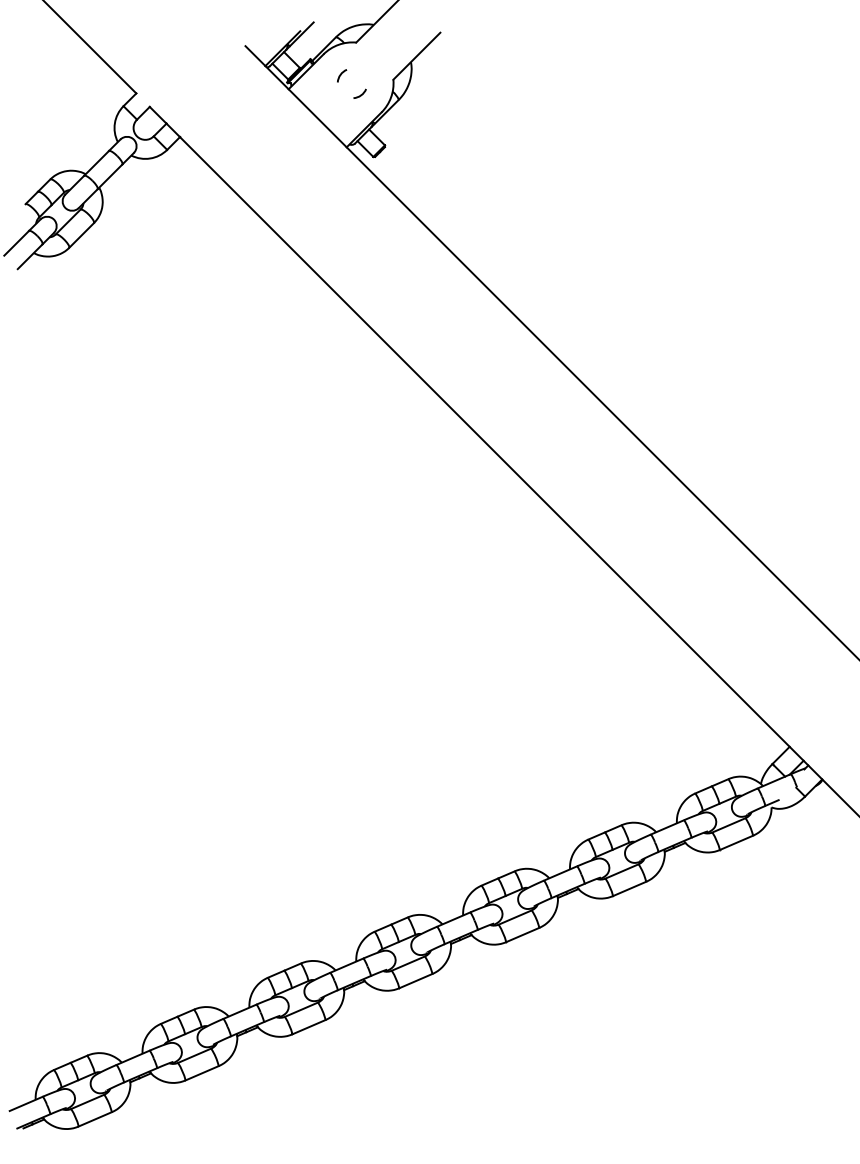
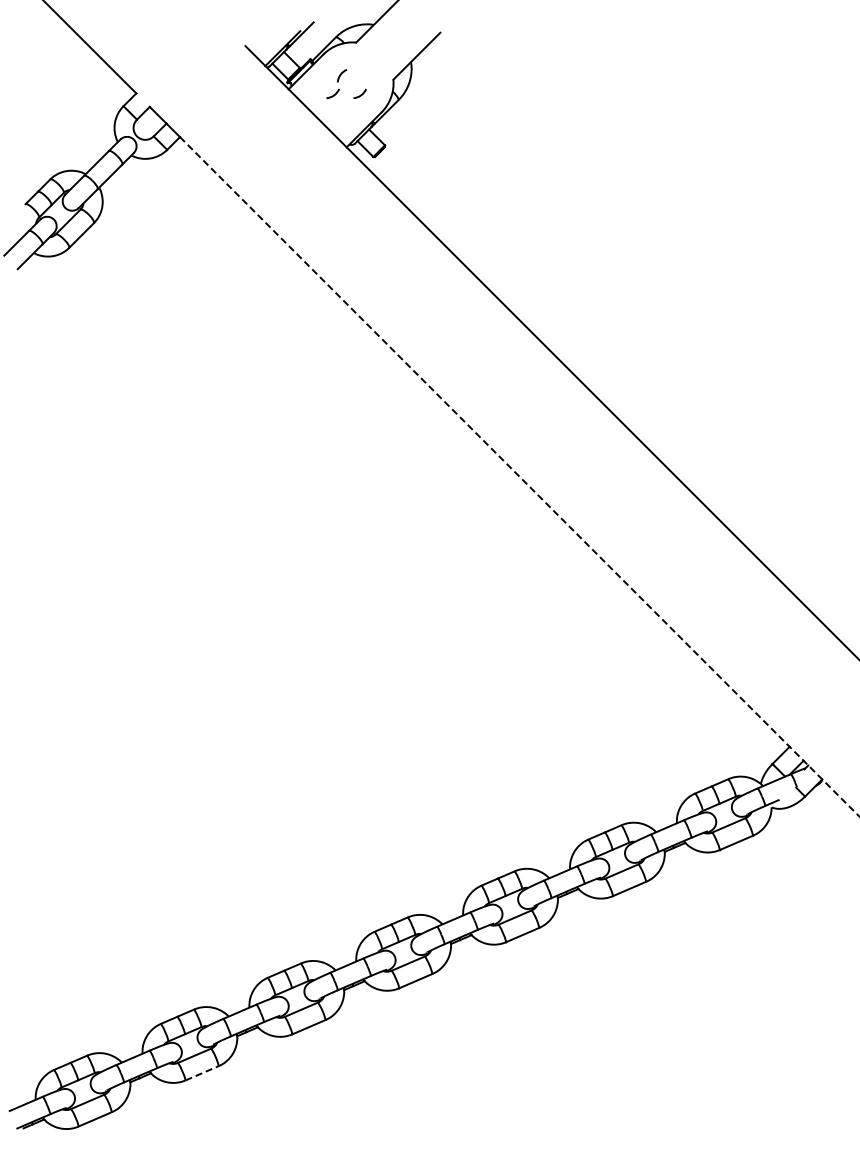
arc: none -> present (333, 94)
line: solid -> dashed (520, 477)
line: solid -> dashed (202, 1073)
